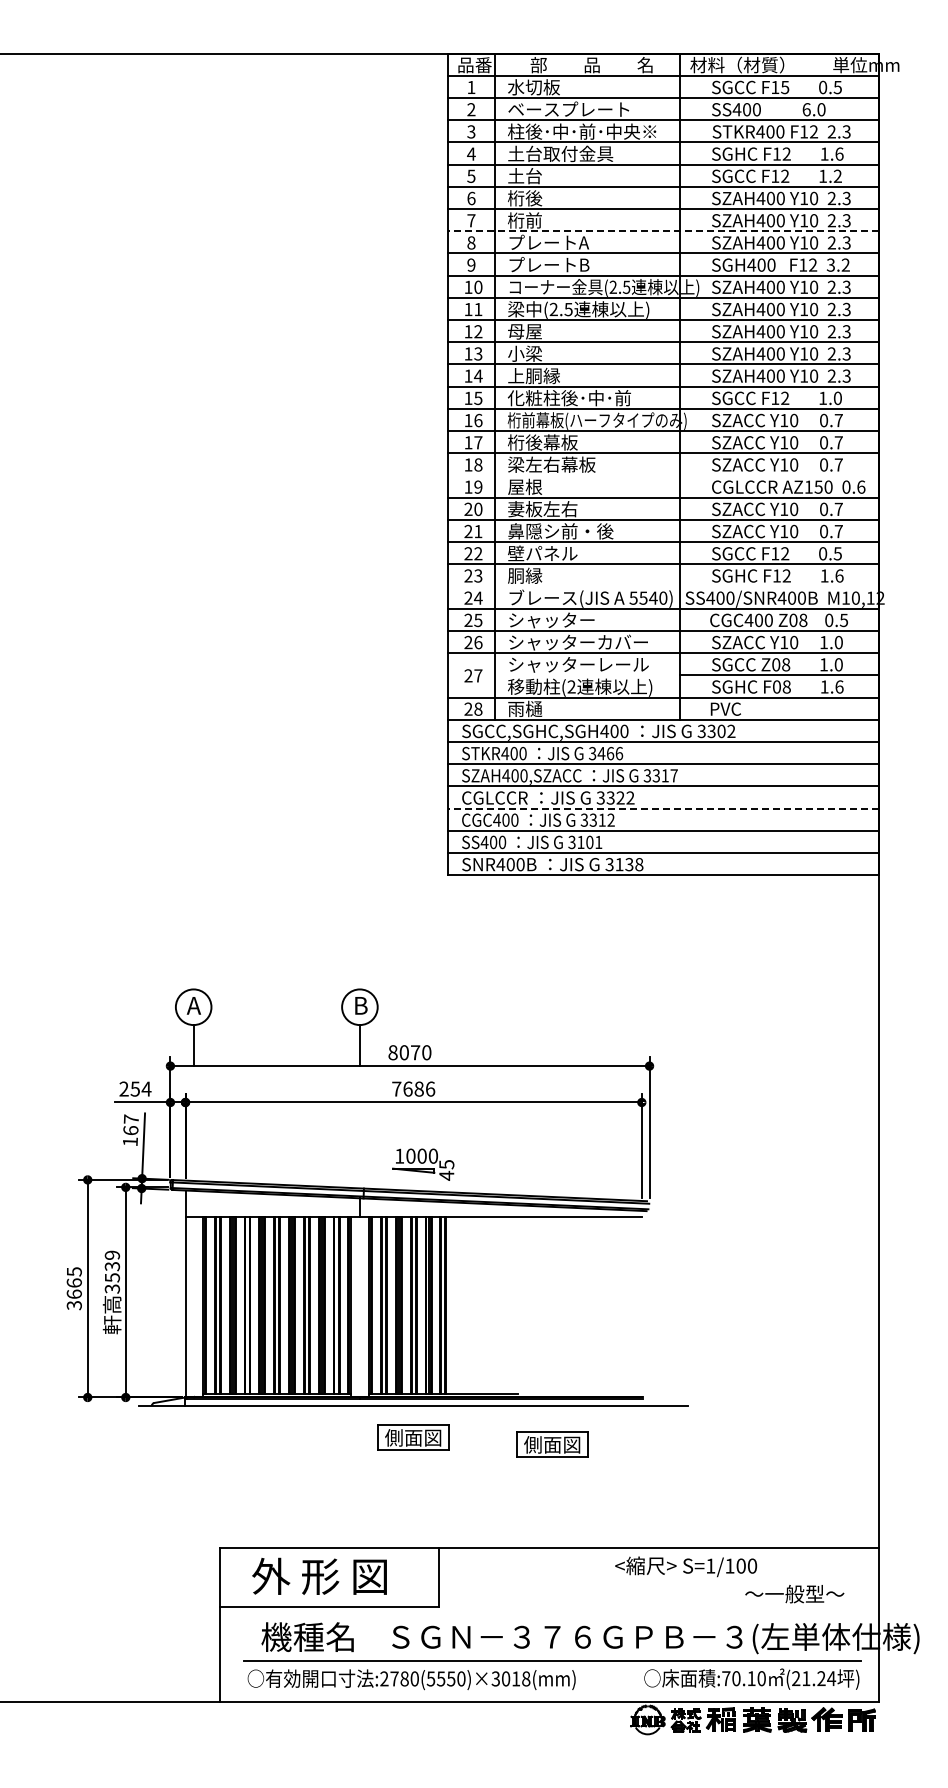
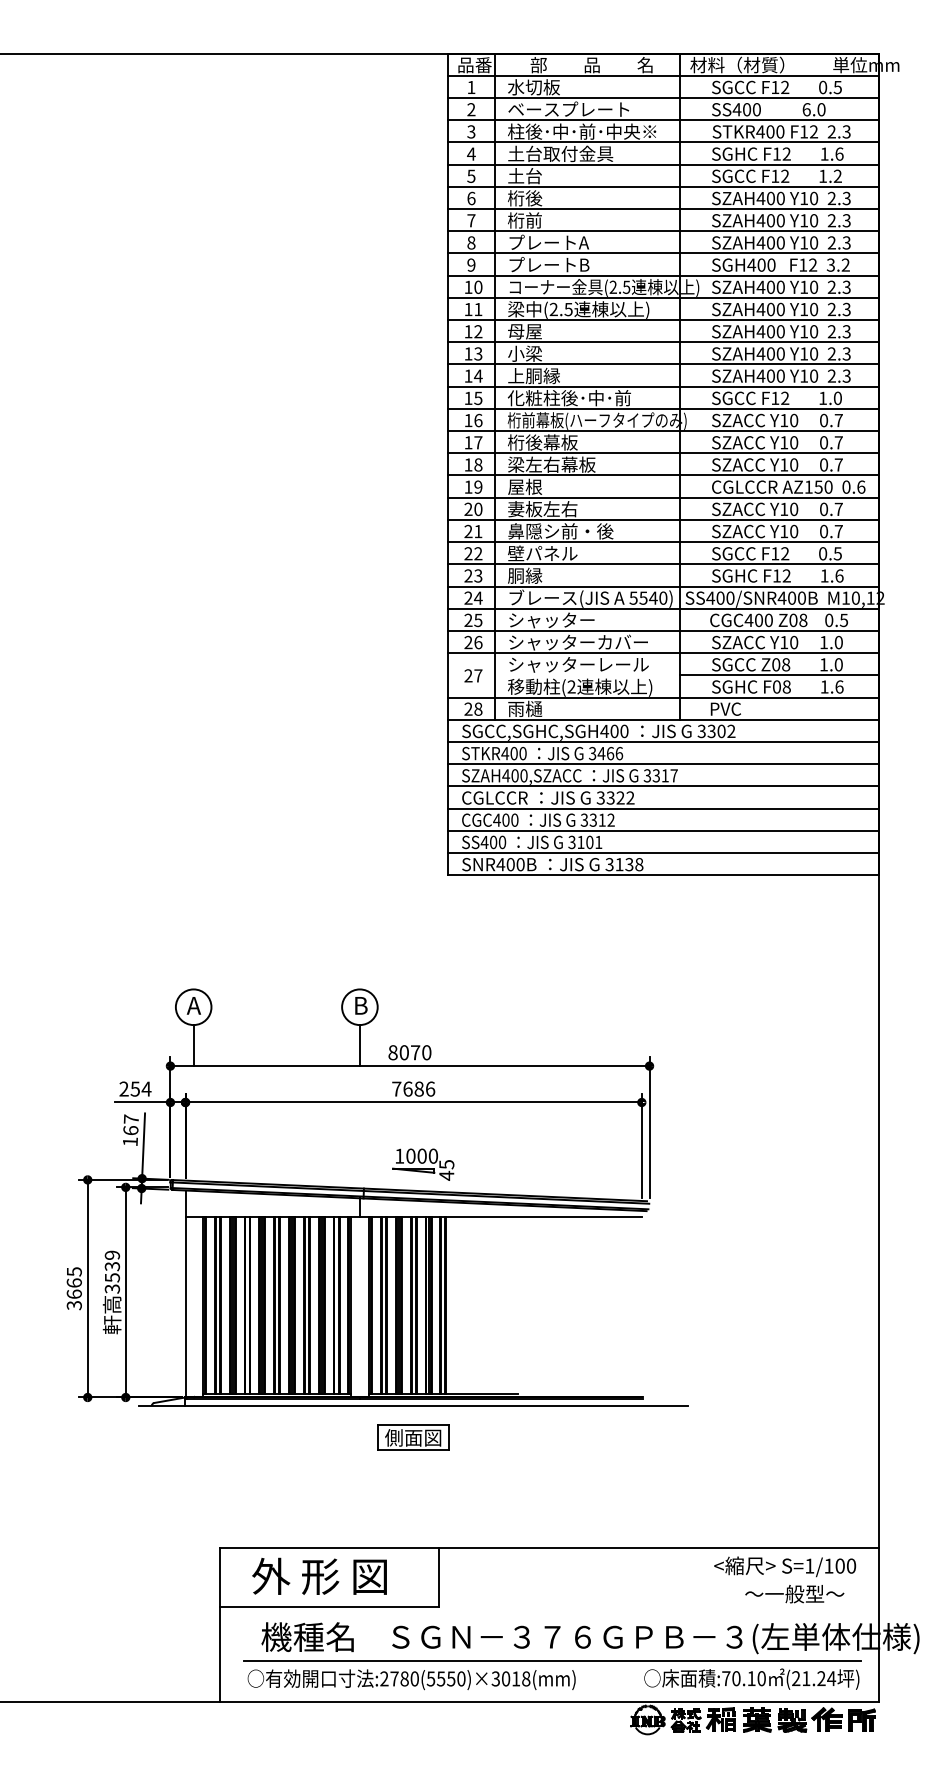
text: F15 -> F12 (785, 87)
line: dashed -> solid (663, 231)
line: none -> present (662, 475)
line: none -> present (662, 586)
line: dashed -> solid (663, 808)
part: present -> none (552, 1444)
text position: (686, 1566) -> (785, 1566) (785, 1566)
